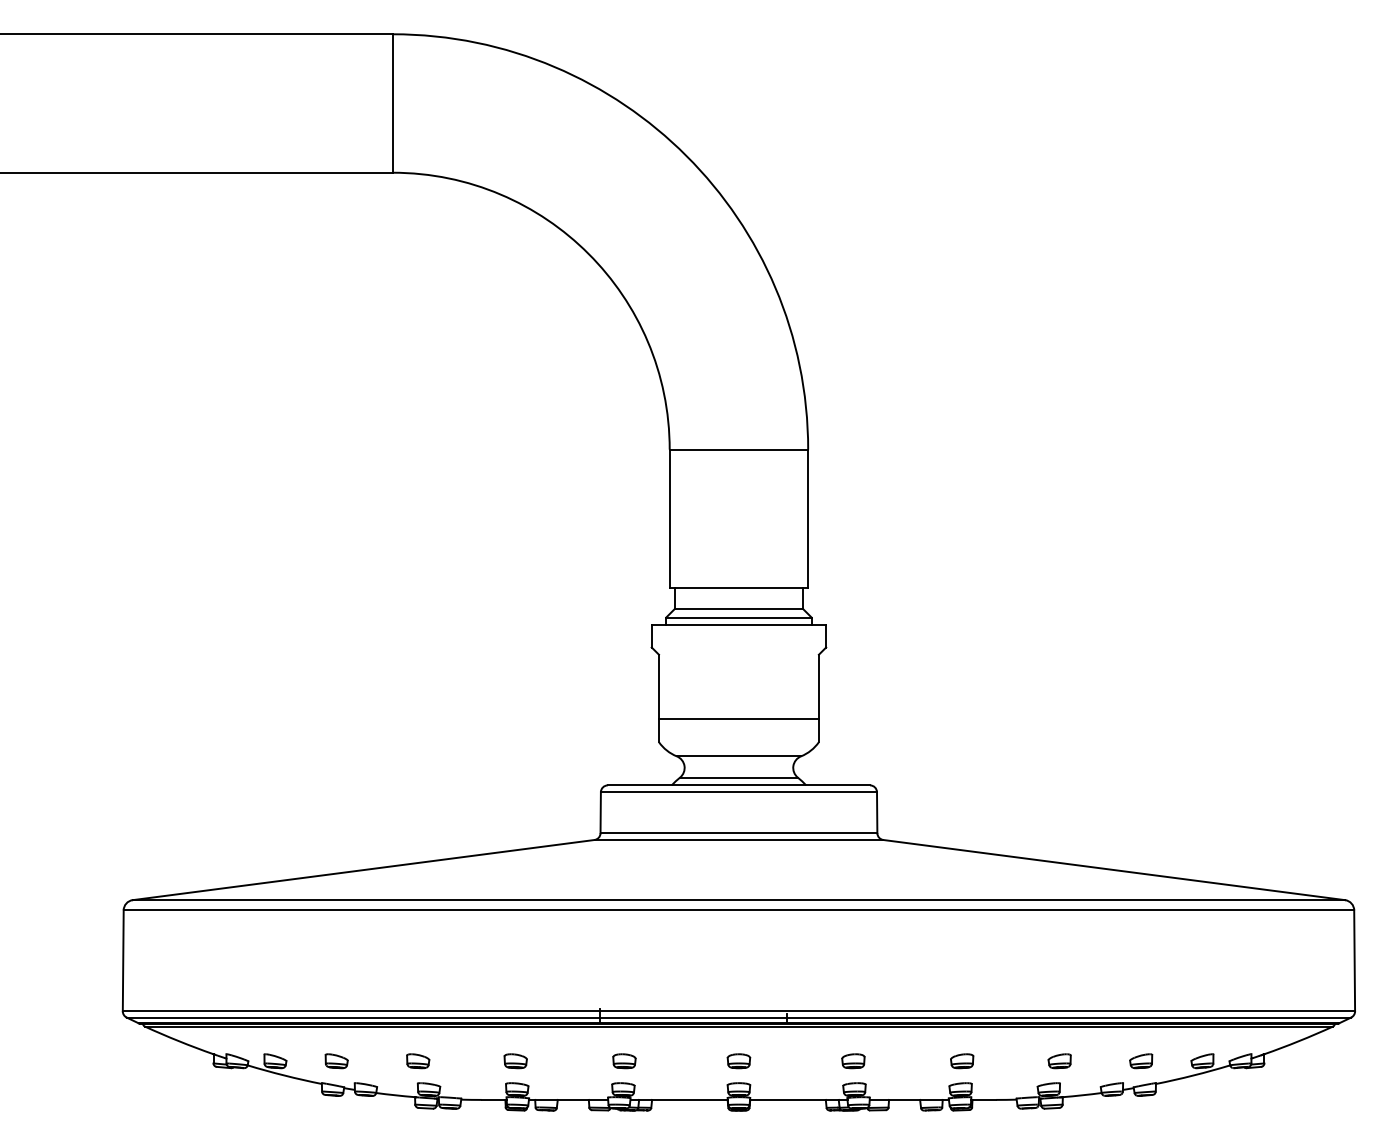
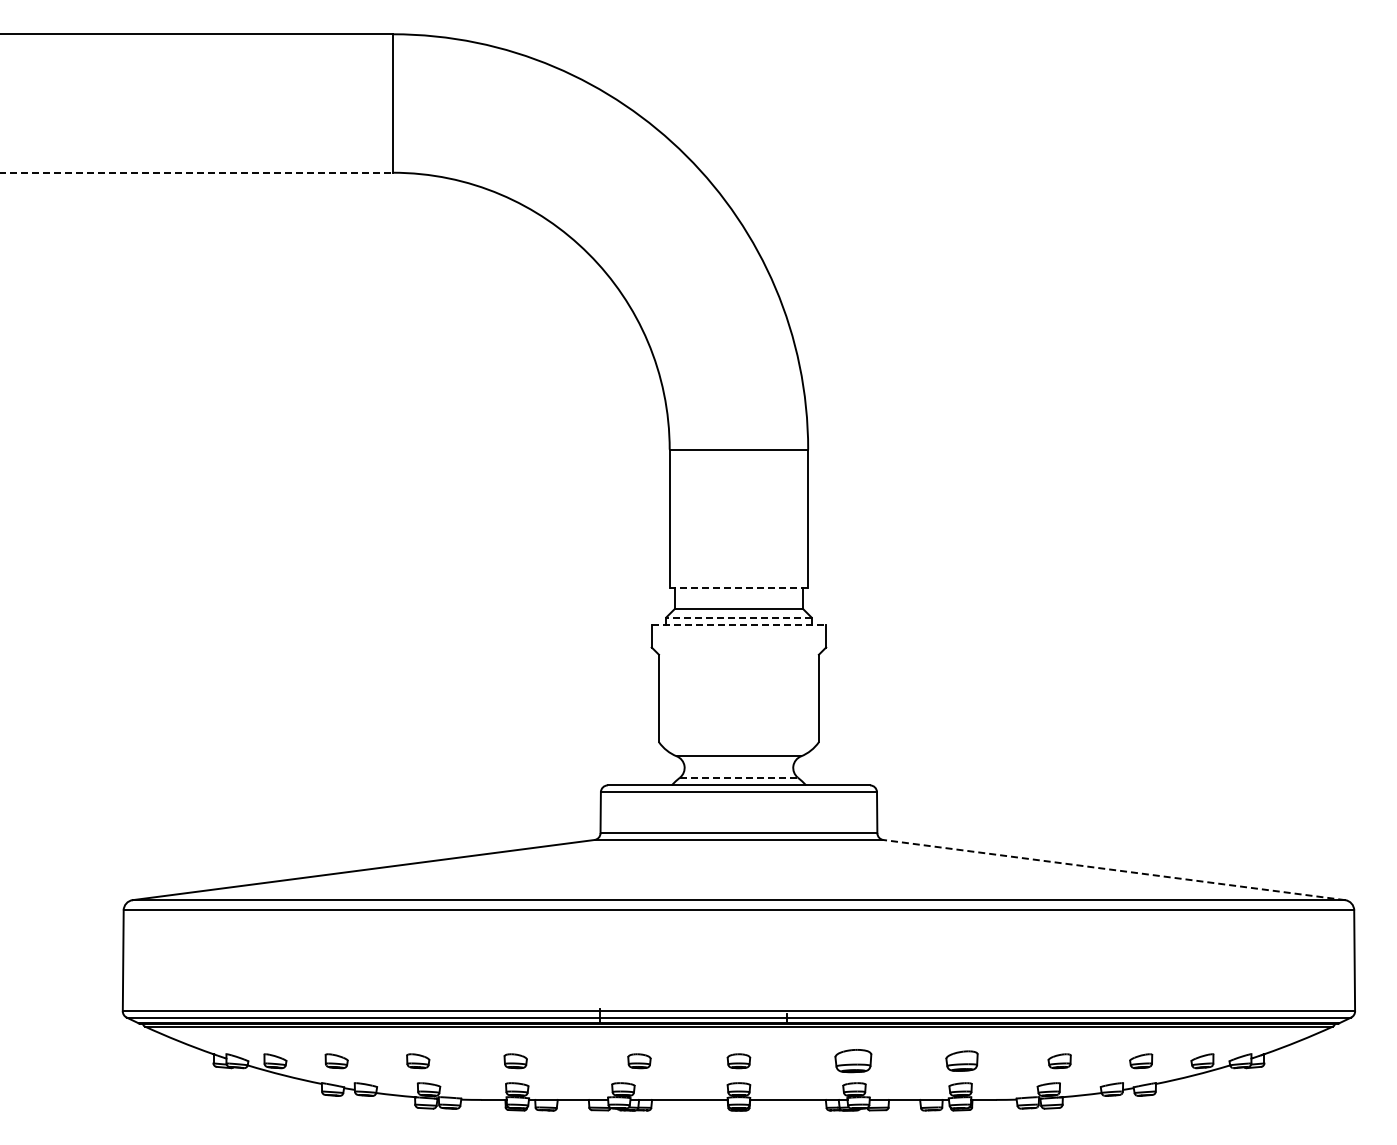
line: solid -> dashed (196, 172)
line: solid -> dashed (738, 588)
line: solid -> dashed (738, 617)
line: solid -> dashed (739, 624)
line: present -> none (738, 719)
line: solid -> dashed (738, 777)
line: solid -> dashed (1114, 870)
part position: (624, 1061) -> (639, 1061) (639, 1061)
part size: 25x17 px -> 39x25 px (853, 1061)
part size: 25x17 px -> 34x22 px (961, 1060)
